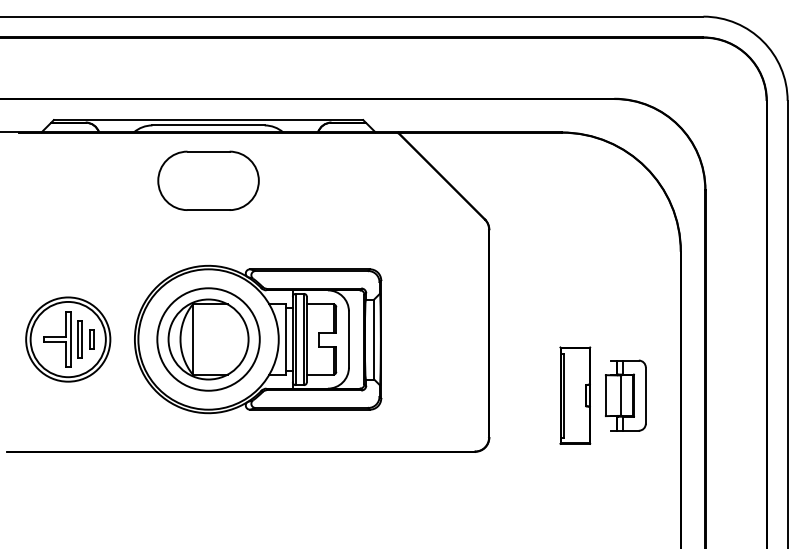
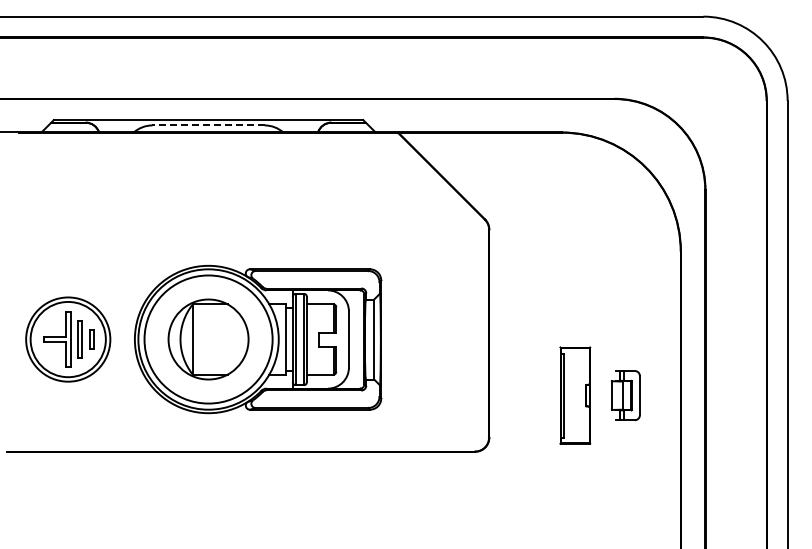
line: solid -> dashed (208, 125)
part: present -> none (208, 180)
circle diameter: 102 px -> 128 px (208, 339)
part size: 42x73 px -> 30x51 px (625, 395)
